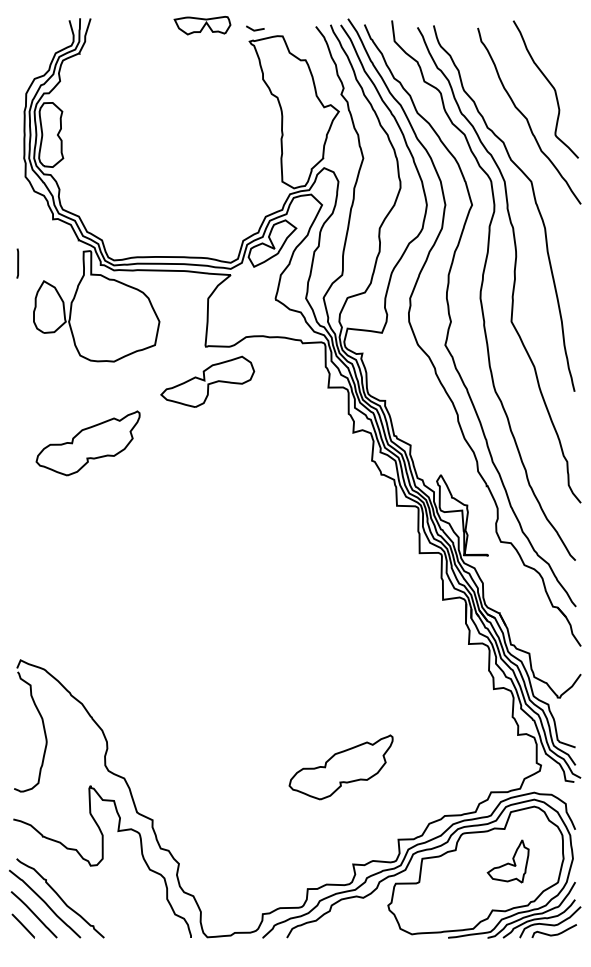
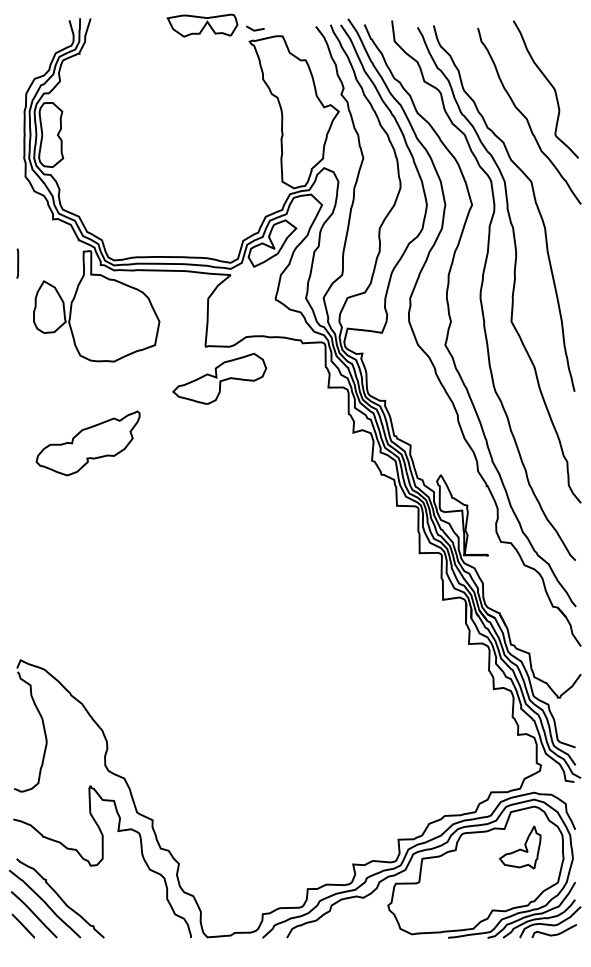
part size: 59x20 px -> 73x25 px (202, 25)
part position: (207, 381) -> (219, 378) (219, 378)
part: present -> none (340, 767)
part position: (507, 861) -> (519, 847) (519, 847)
